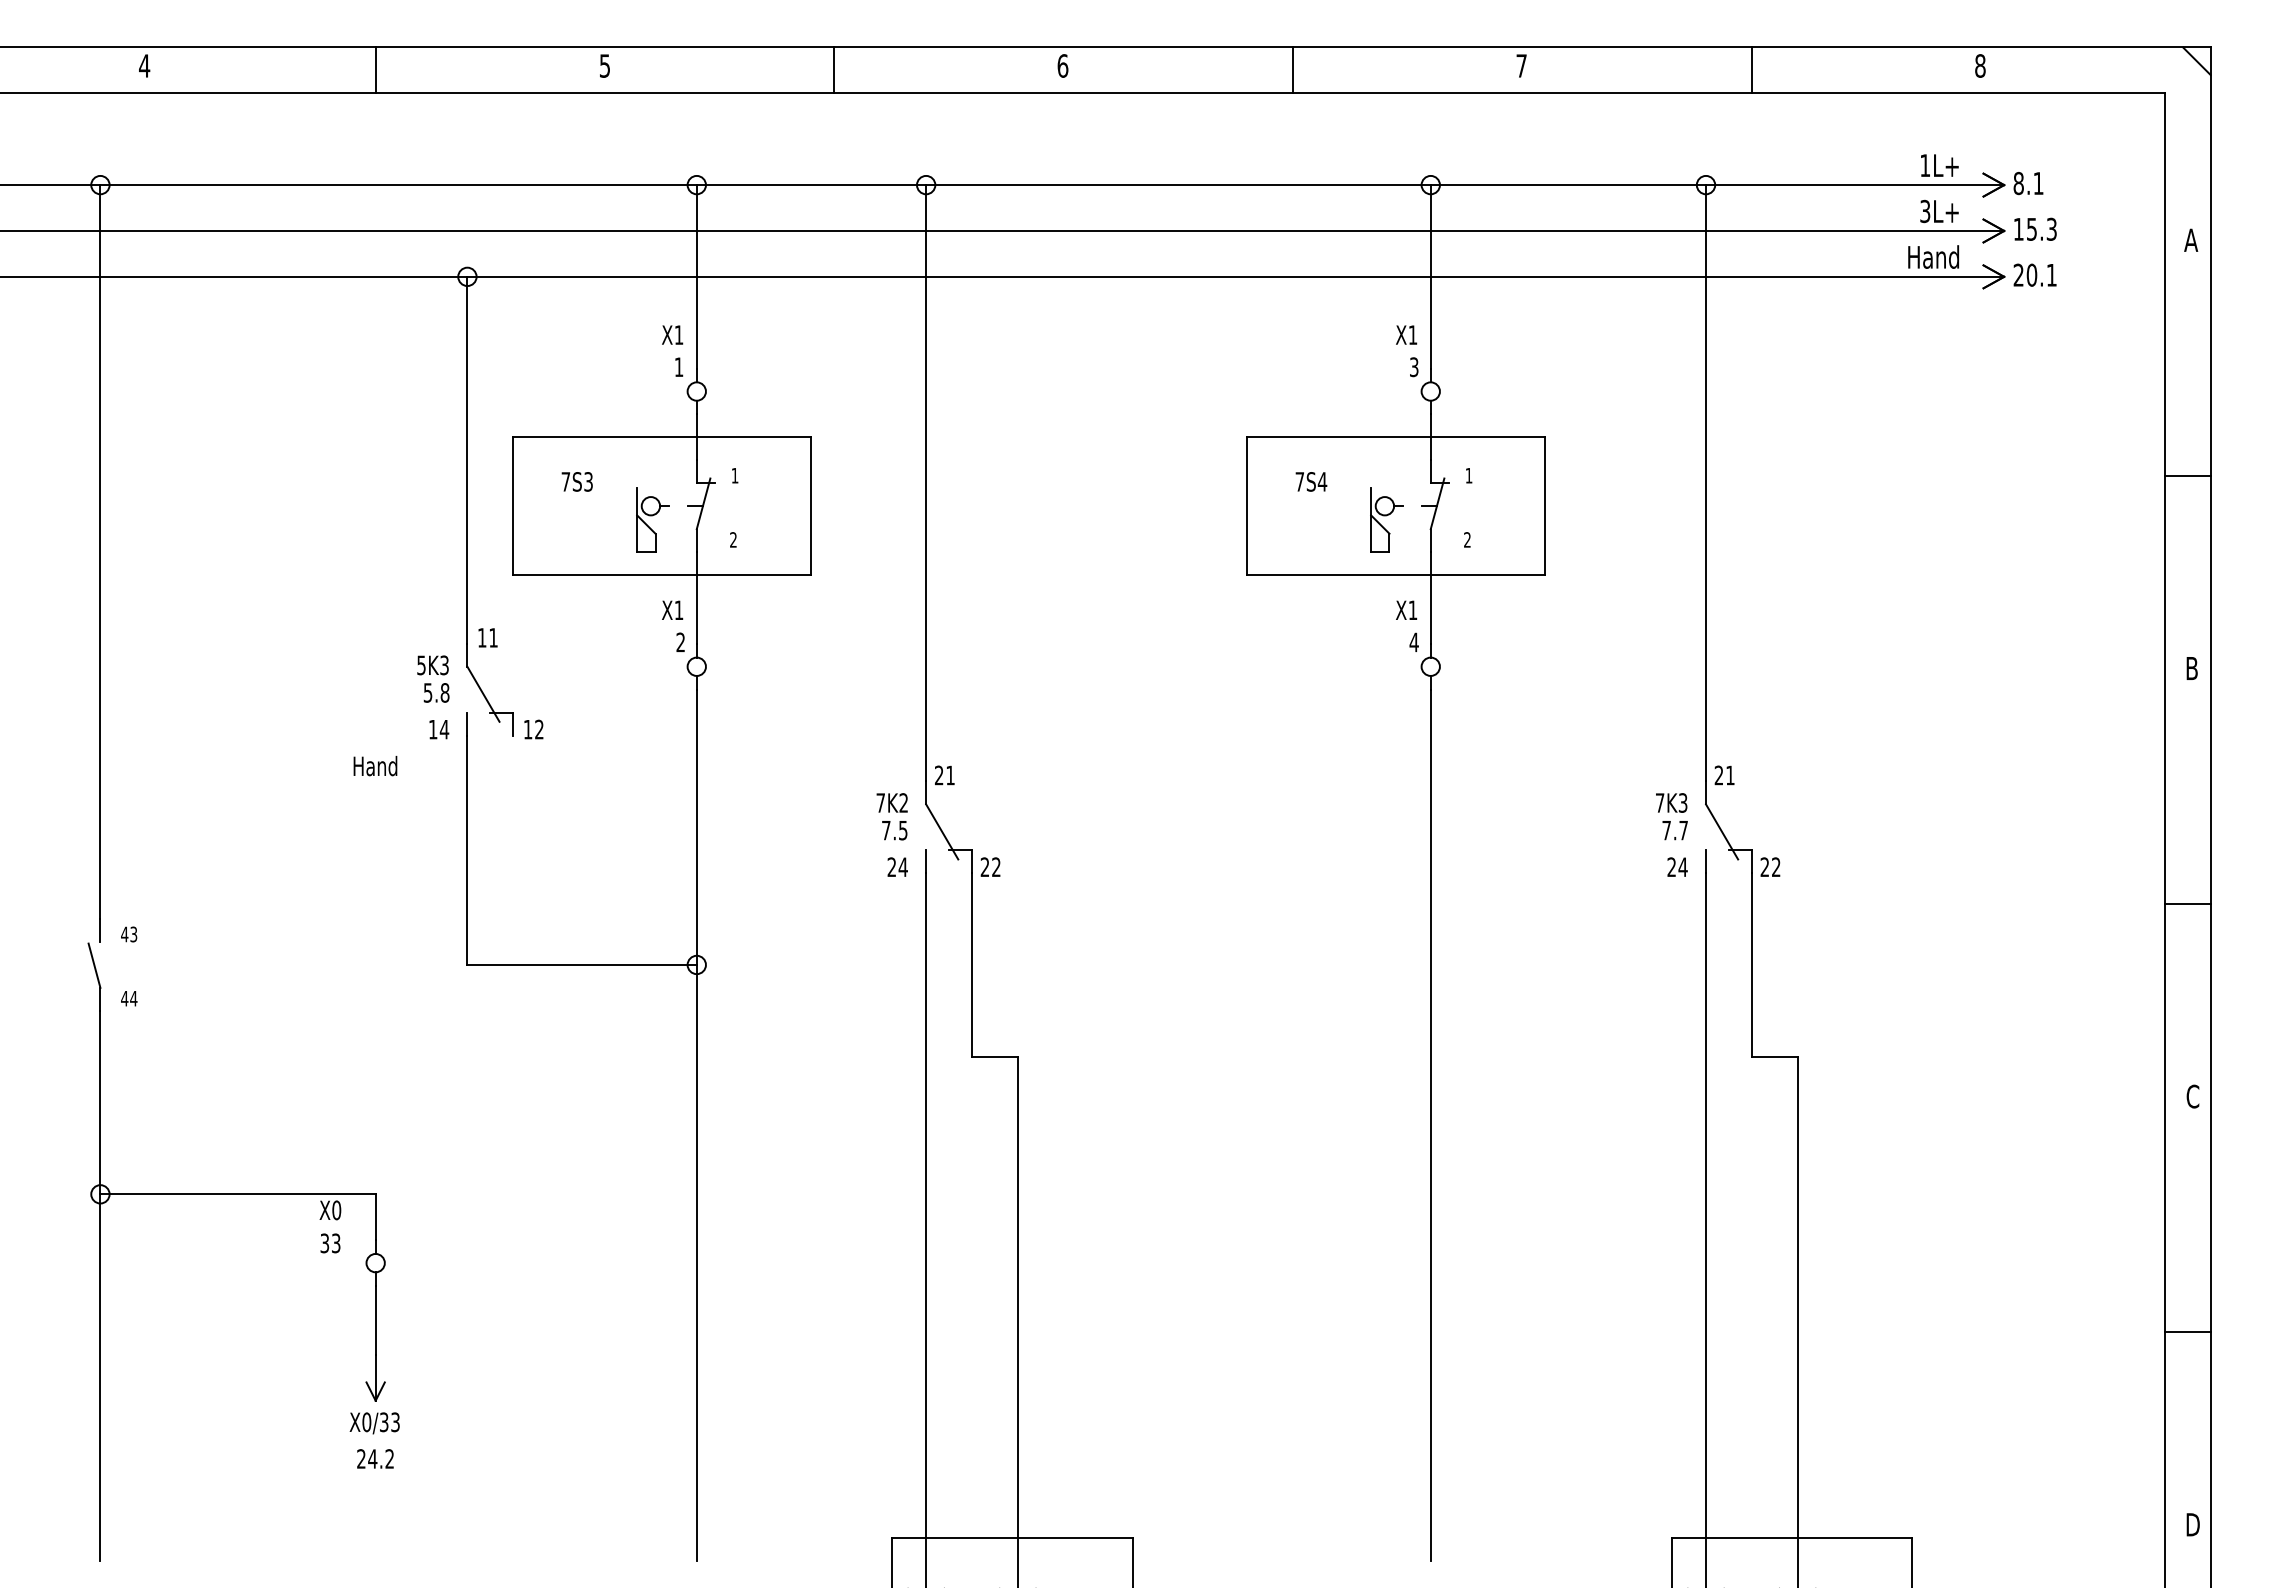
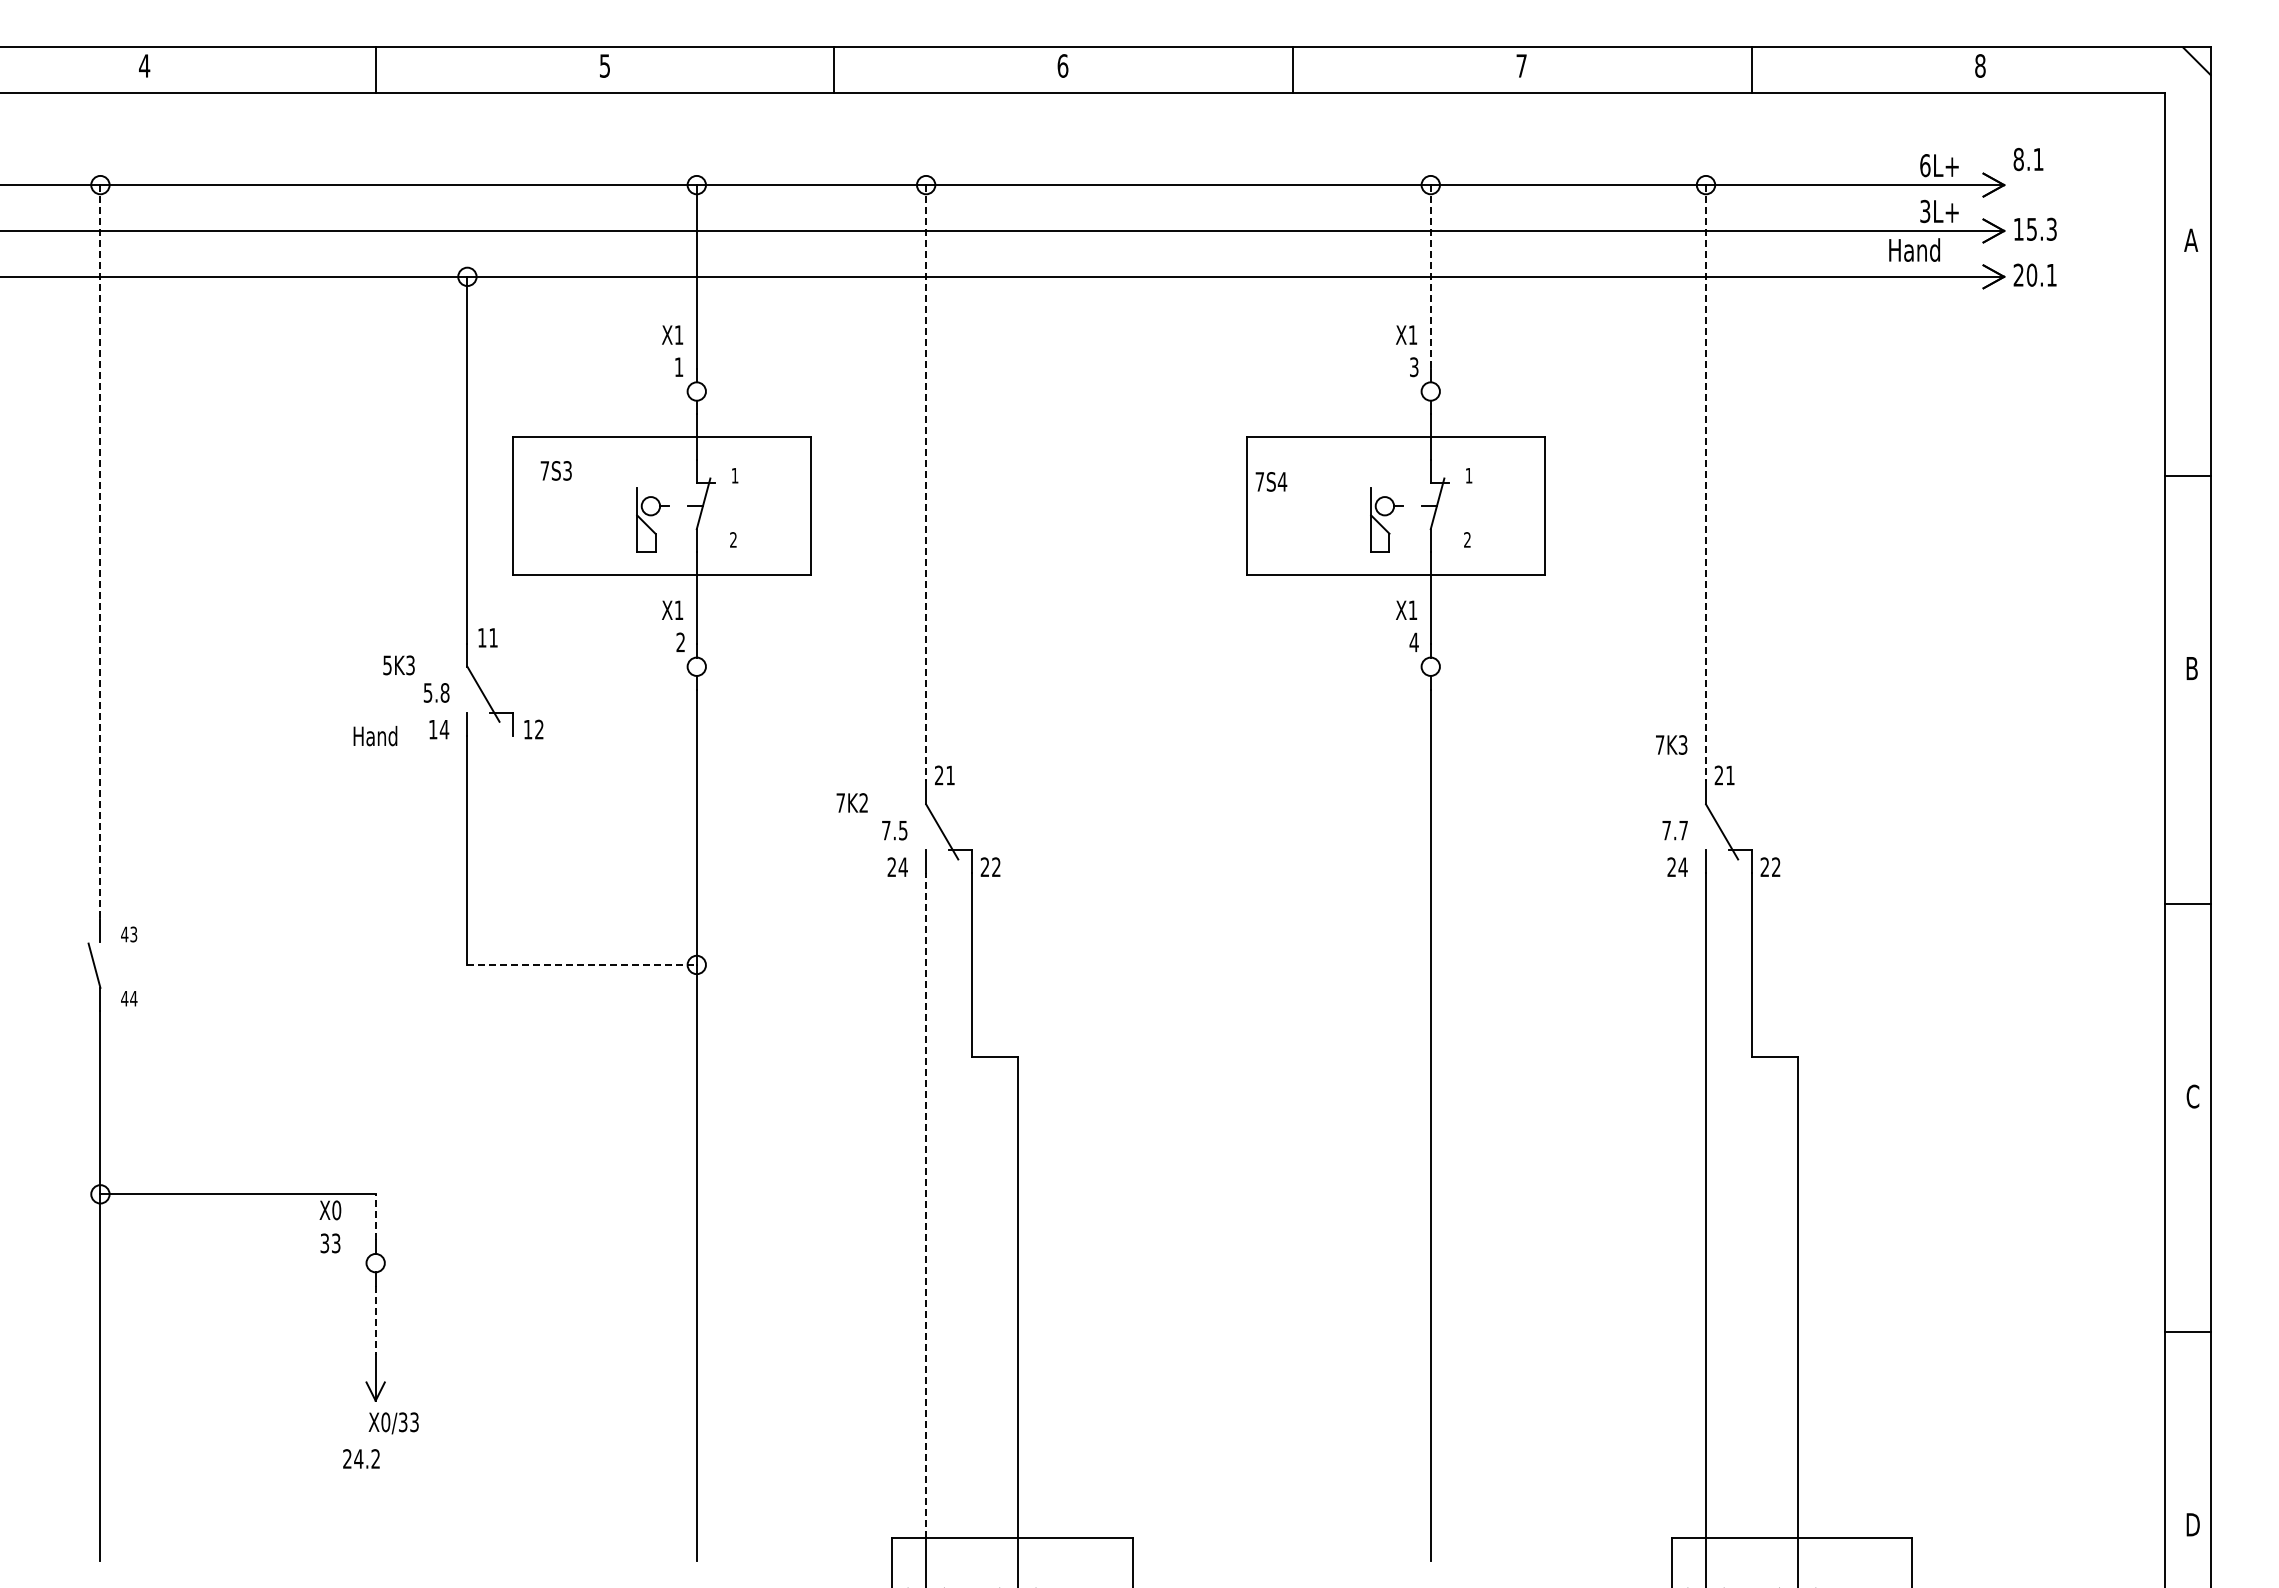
text: 1L+ -> 6L+ (1925, 165)
text position: (2028, 183) -> (2028, 159) (2028, 159)
text position: (1933, 256) -> (1914, 249) (1914, 249)
line: solid -> dashed (1430, 276)
text position: (576, 481) -> (555, 470) (555, 470)
text position: (1311, 481) -> (1271, 481) (1271, 481)
line: solid -> dashed (926, 483)
line: solid -> dashed (1706, 483)
line: solid -> dashed (100, 552)
text position: (432, 665) -> (398, 665) (398, 665)
text position: (375, 766) -> (375, 736) (375, 736)
text position: (891, 802) -> (851, 802) (851, 802)
text position: (1671, 802) -> (1671, 744) (1671, 744)
line: solid -> dashed (582, 964)
line: solid -> dashed (926, 1205)
line: solid -> dashed (375, 1217)
line: solid -> dashed (375, 1320)
text position: (374, 1423) -> (393, 1423) (393, 1423)
text position: (375, 1458) -> (361, 1458) (361, 1458)
